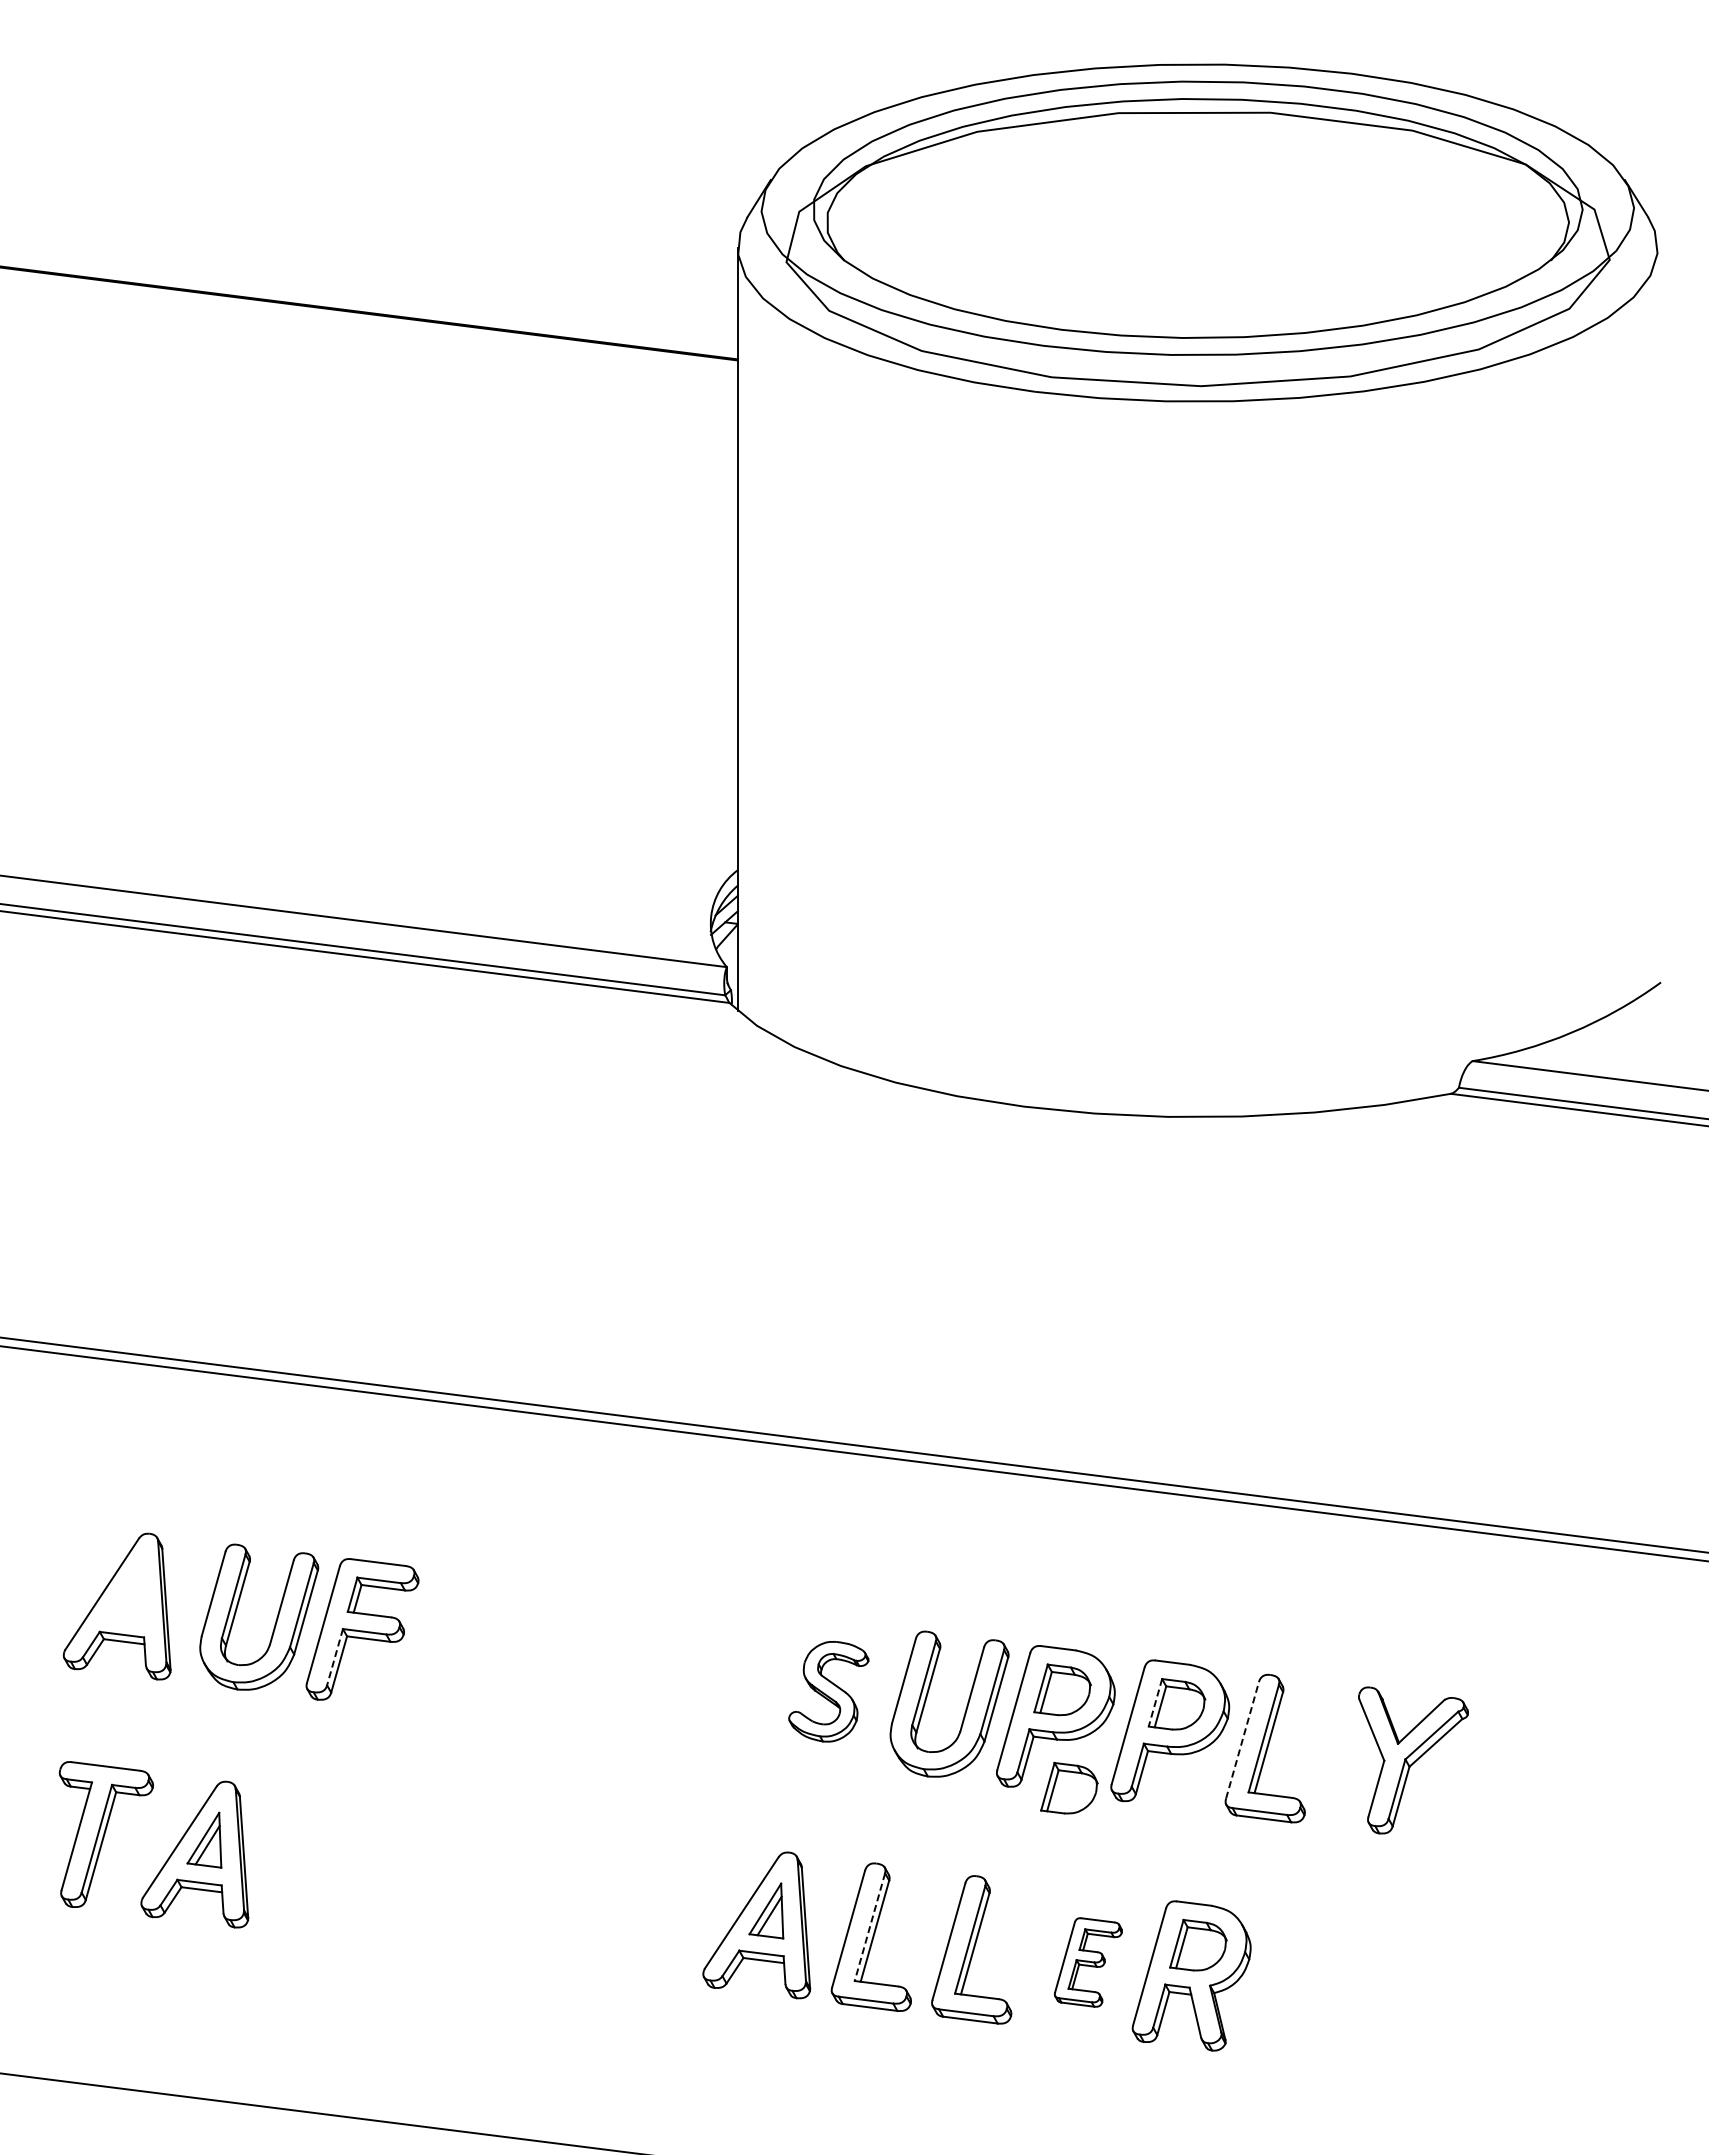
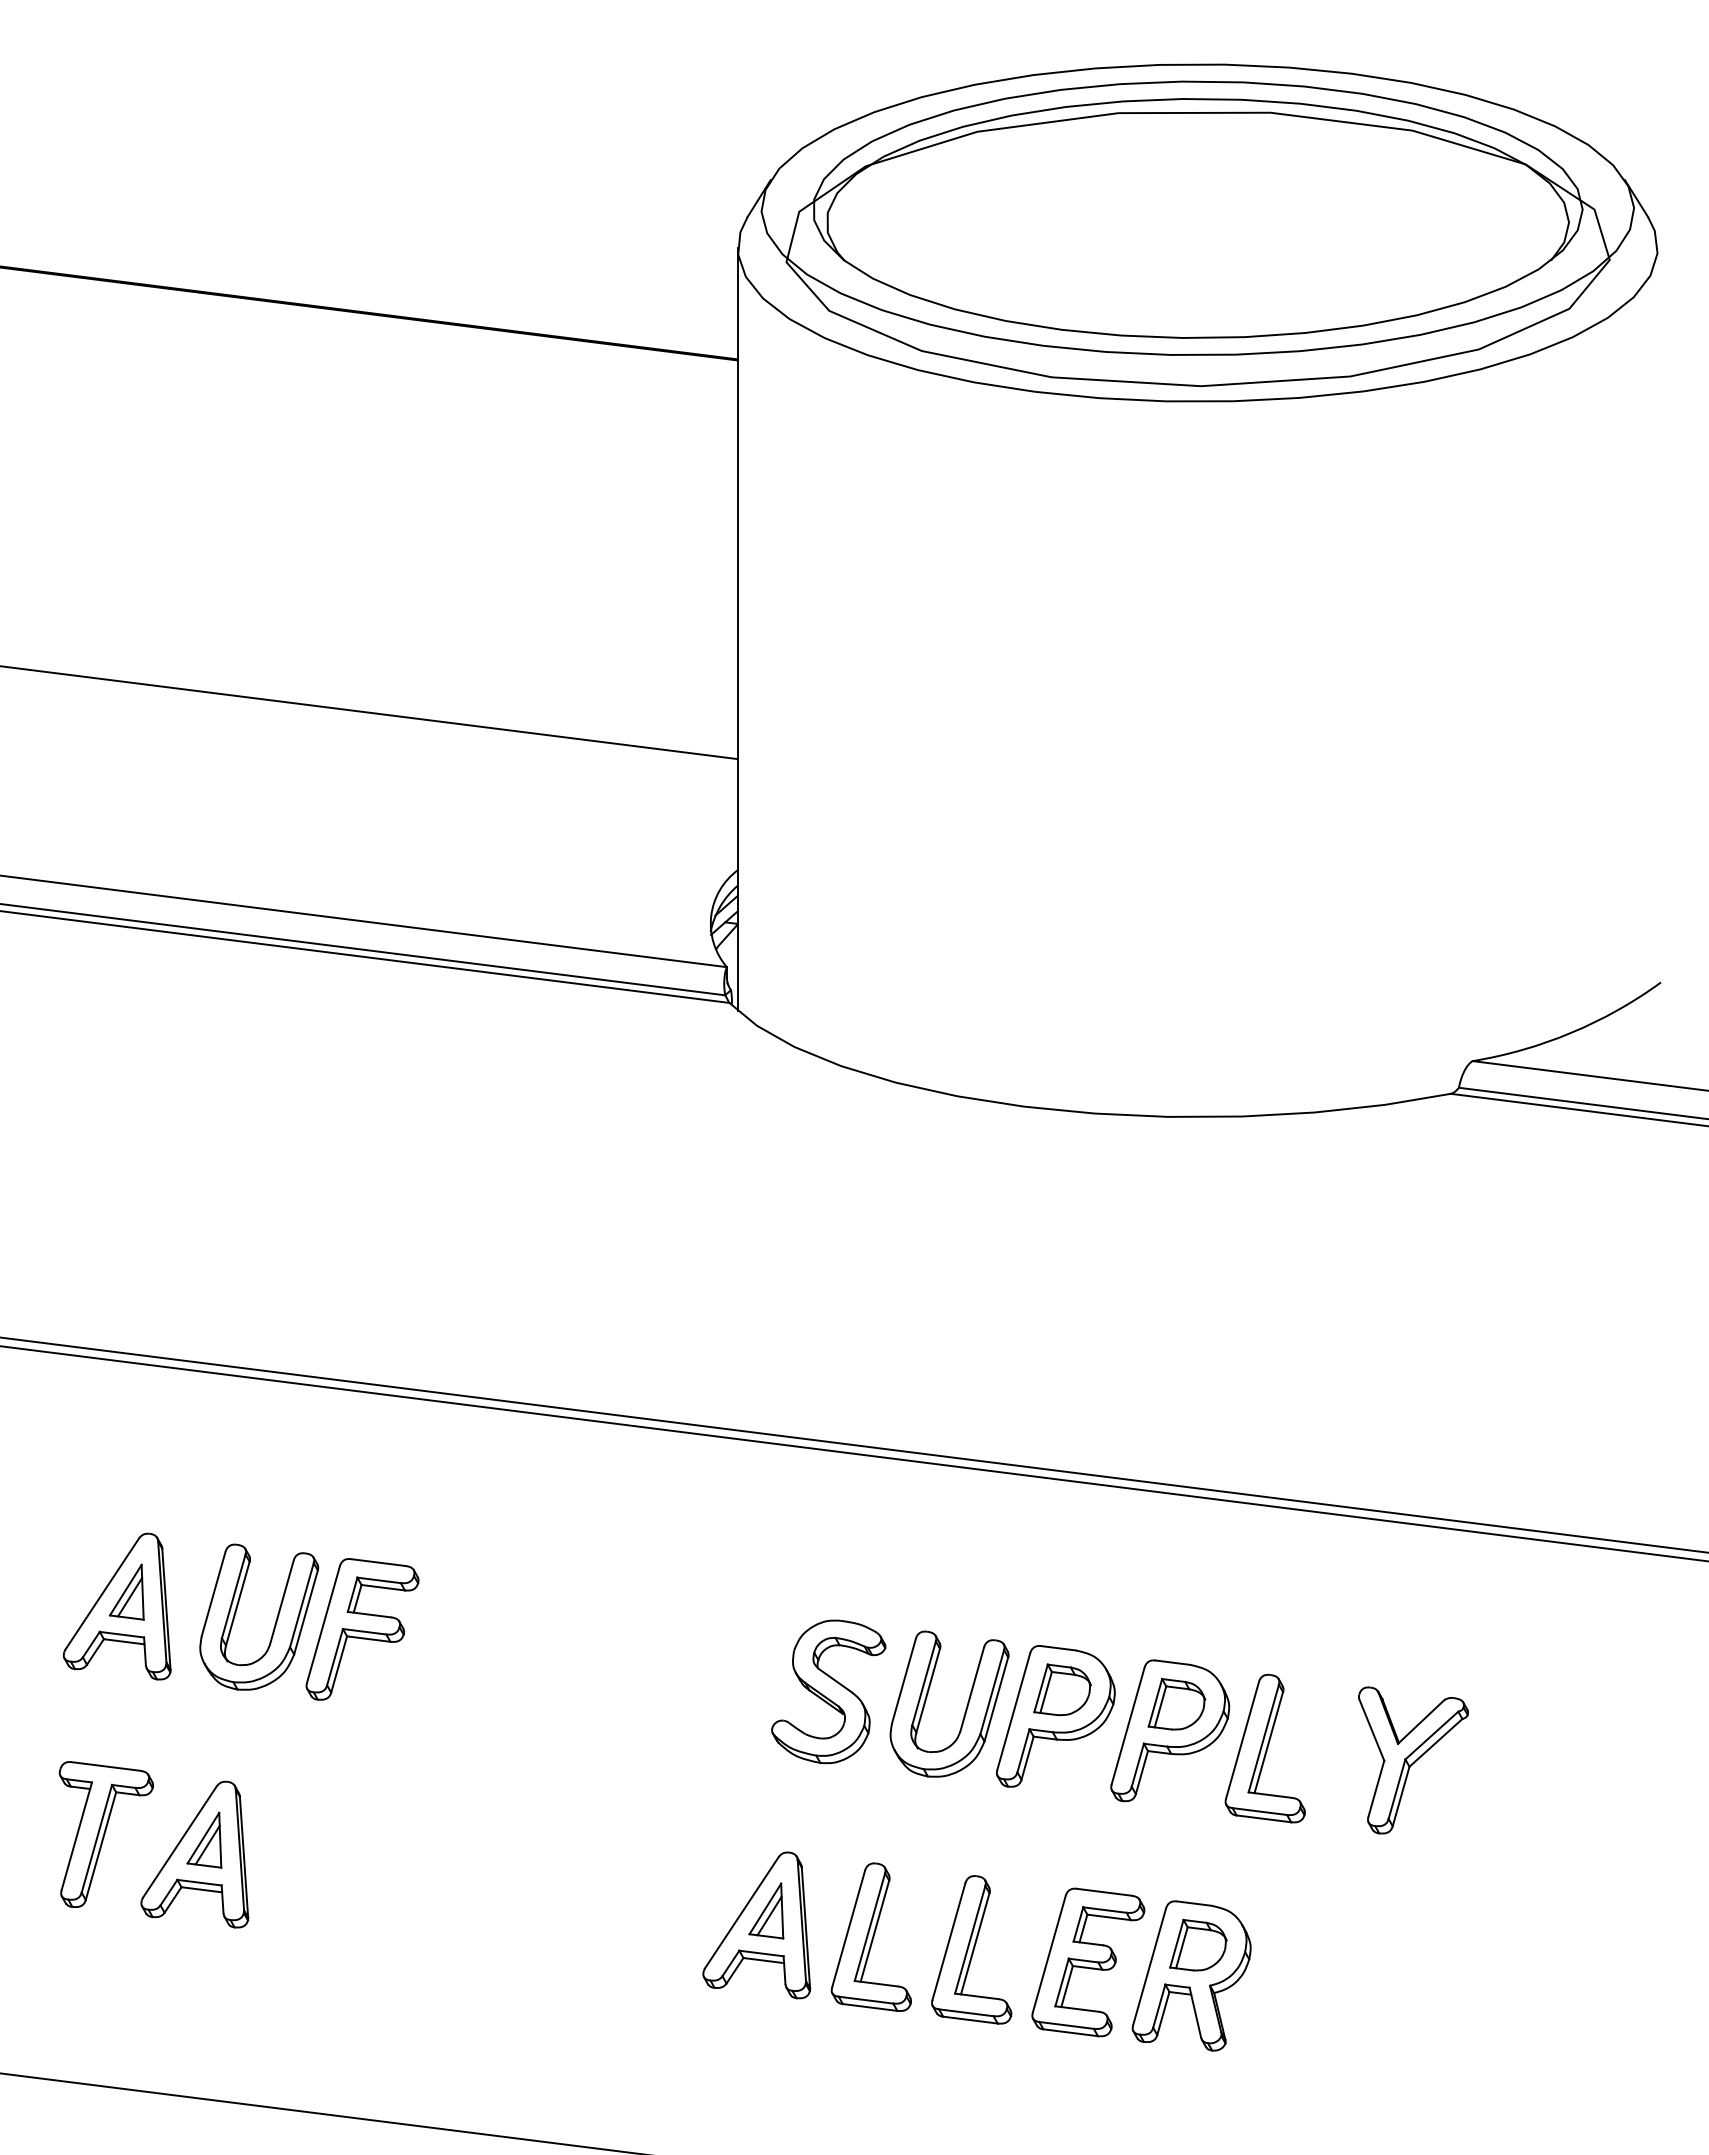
line: none -> present (369, 712)
part: none -> present (126, 1591)
line: dashed -> solid (334, 1657)
part size: 82x102 px -> 116x145 px (828, 1691)
line: dashed -> solid (1155, 1702)
line: dashed -> solid (1242, 1739)
part: present -> none (1069, 1787)
line: dashed -> solid (869, 1927)
part size: 70x91 px -> 115x151 px (1088, 1962)
